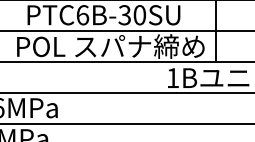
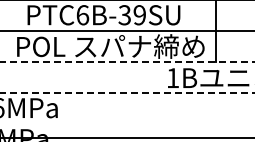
text: PTC6B-30SU -> PTC6B-39SU (139, 15)
line: solid -> dashed (127, 61)
line: solid -> dashed (127, 92)
line position: (126, 123) -> (126, 137) (126, 137)
